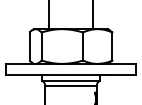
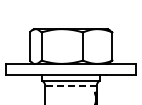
line: present -> none (49, 15)
line: present -> none (92, 15)
line: solid -> dashed (70, 85)
